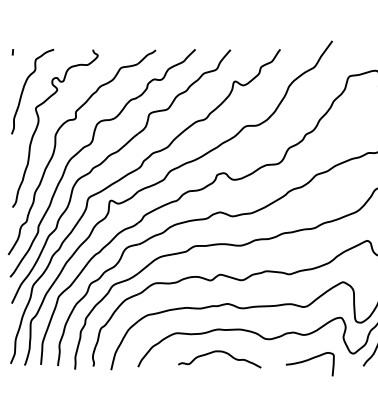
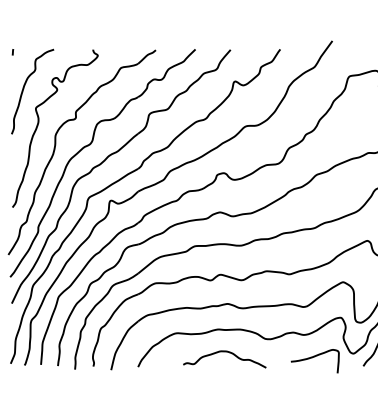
curve position: (219, 352) -> (224, 352) (224, 352)
curve position: (307, 361) -> (312, 358) (312, 358)
